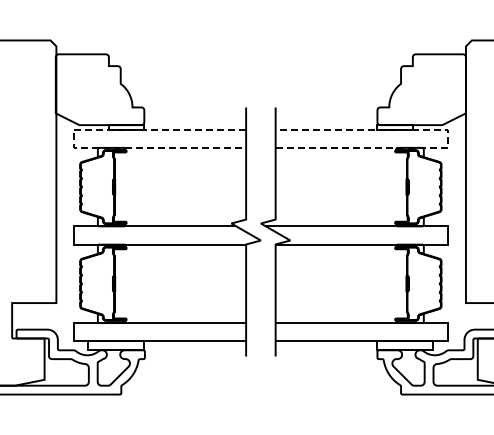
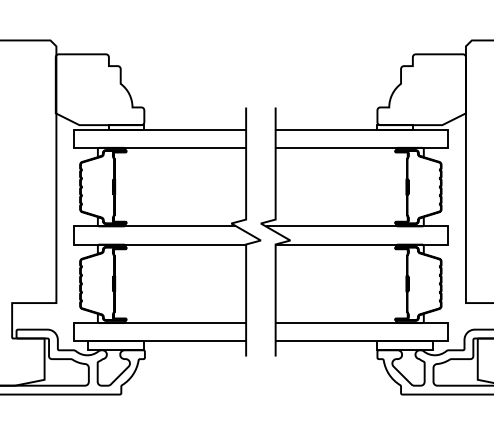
line: dashed -> solid (448, 138)
line: dashed -> solid (73, 139)
